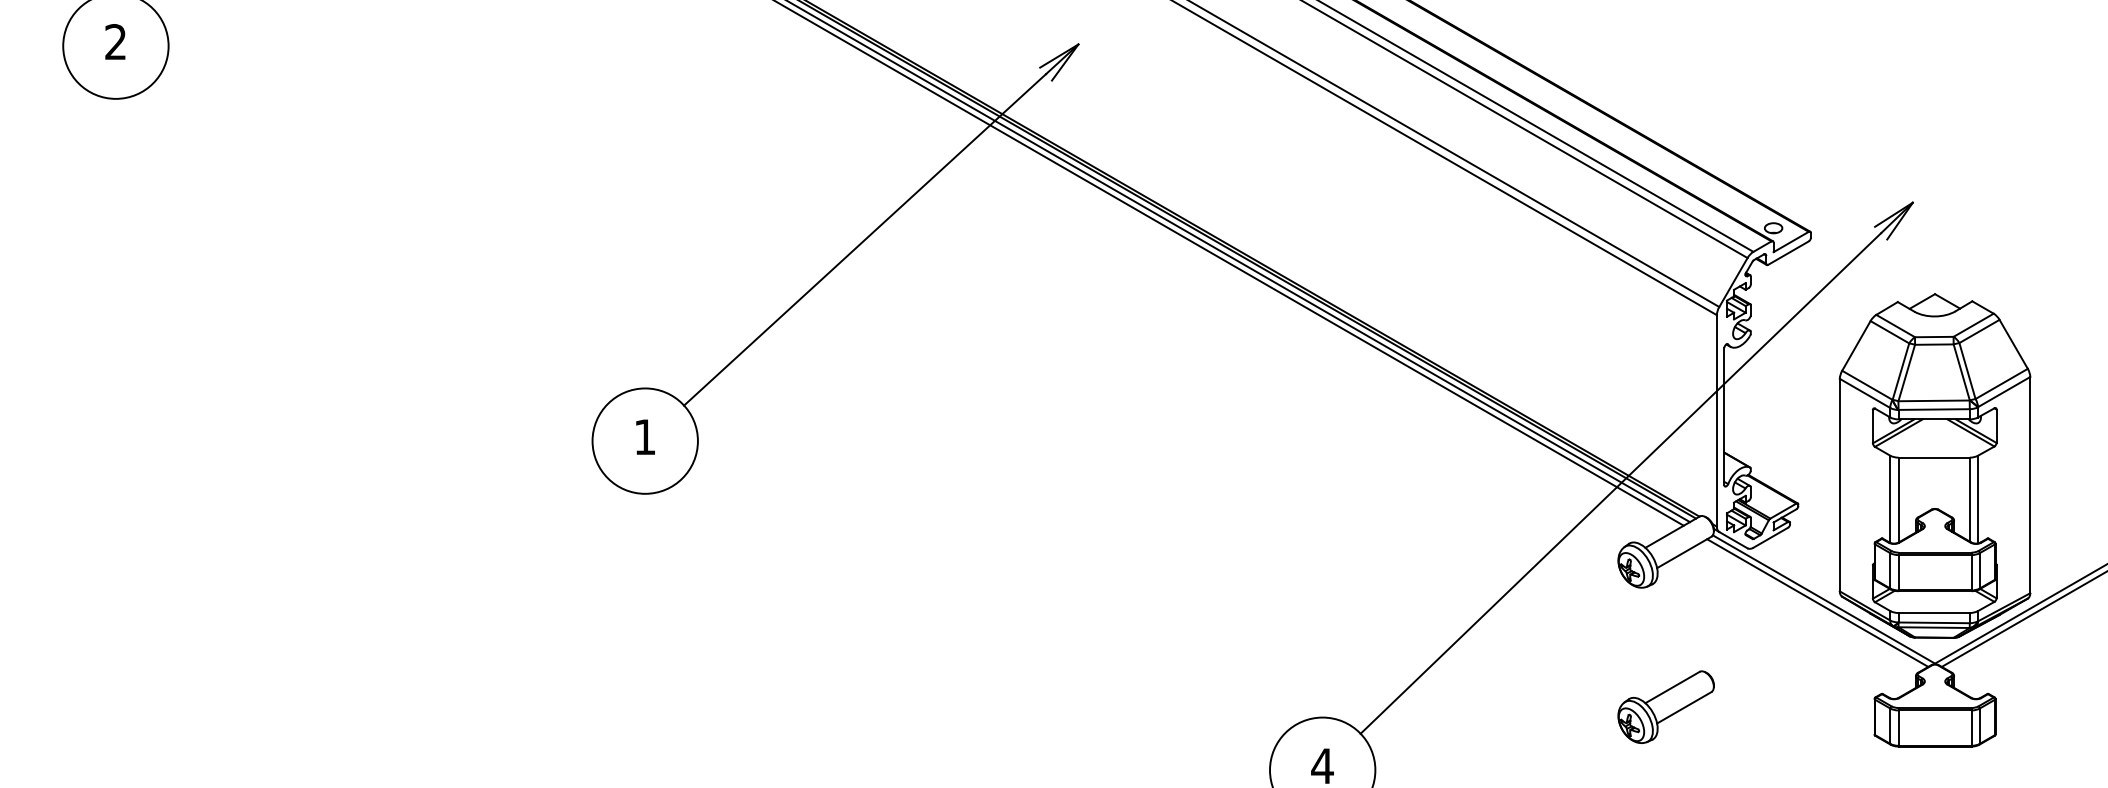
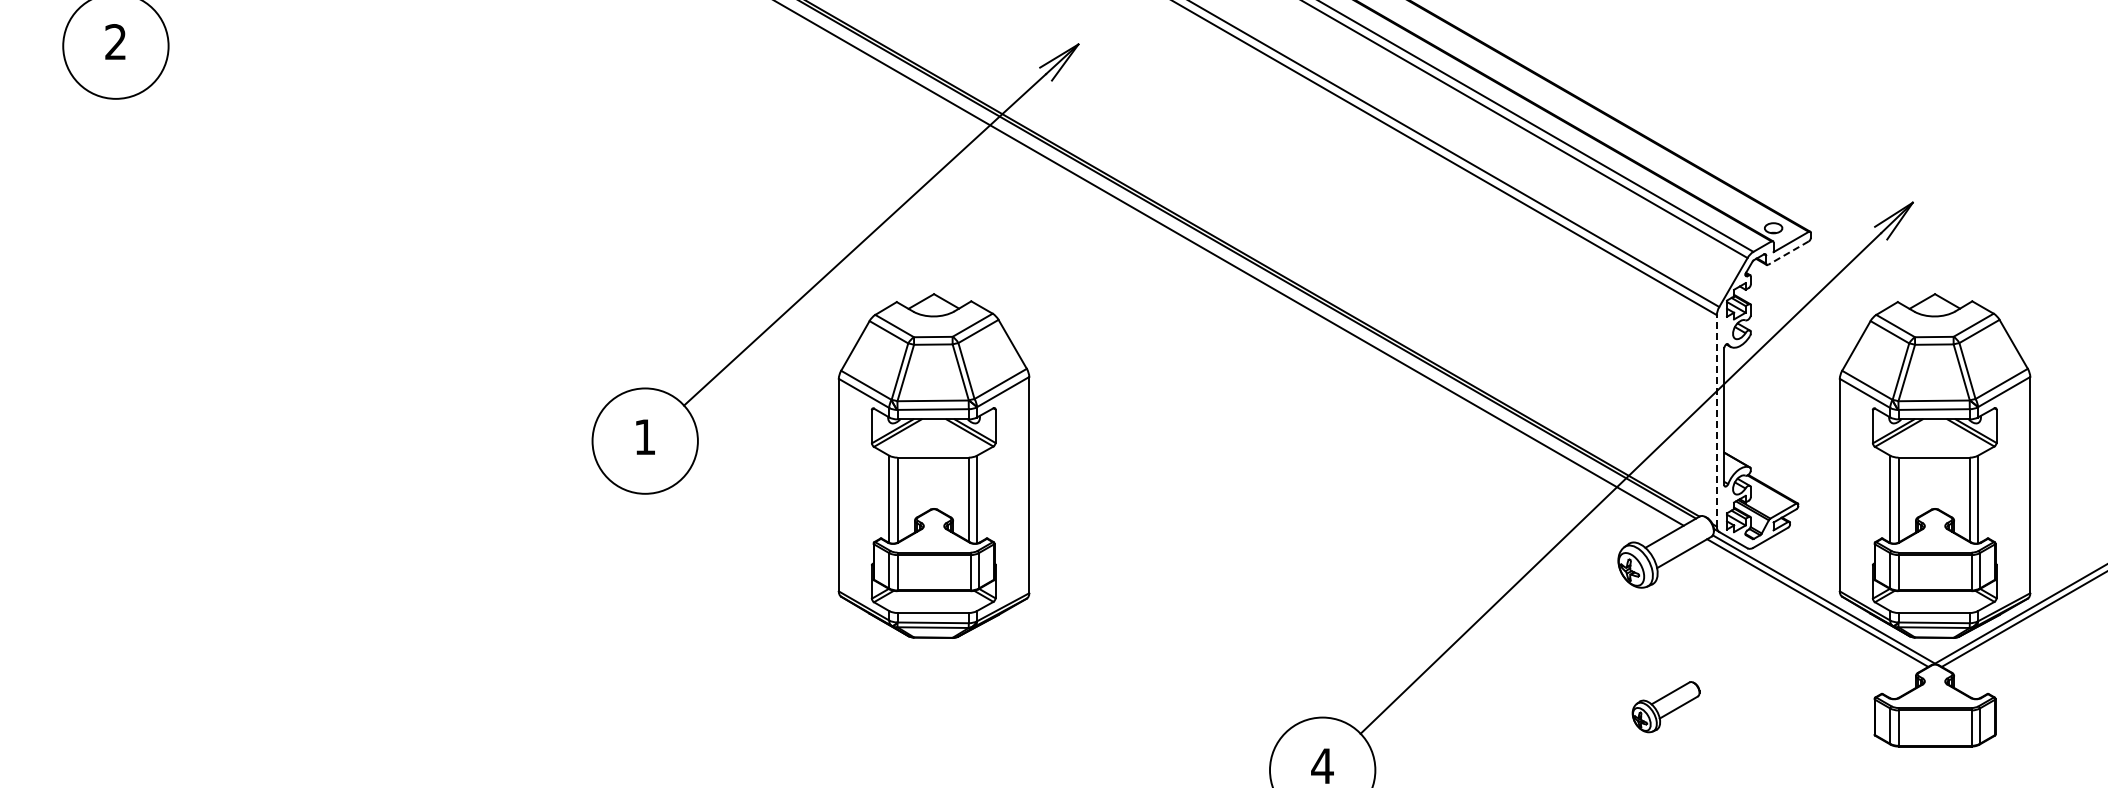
line: solid -> dashed (1788, 253)
line: present -> none (1239, 262)
line: solid -> dashed (1716, 420)
part: none -> present (933, 465)
part size: 98x74 px -> 70x53 px (1665, 707)
